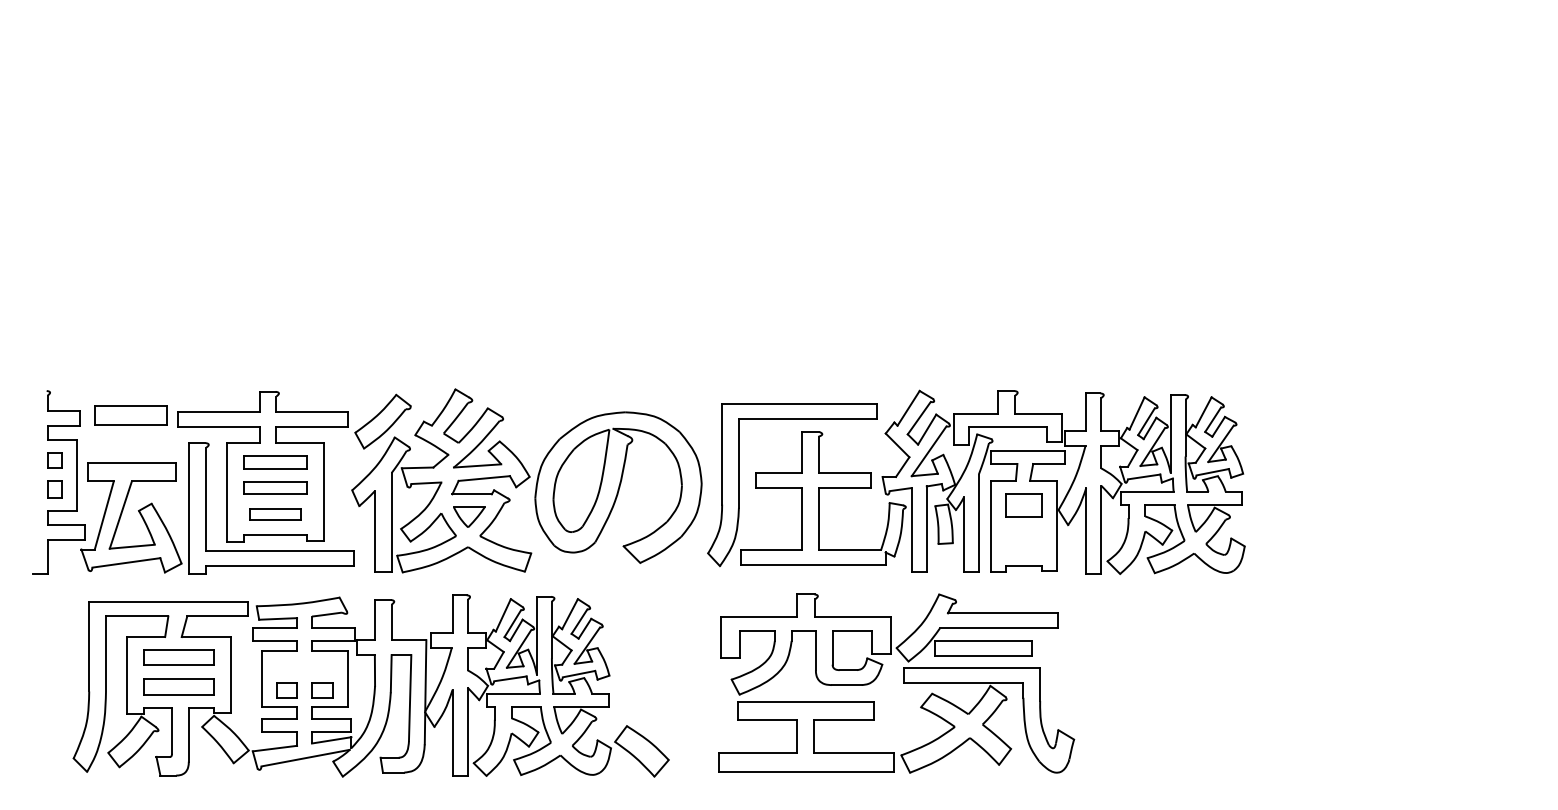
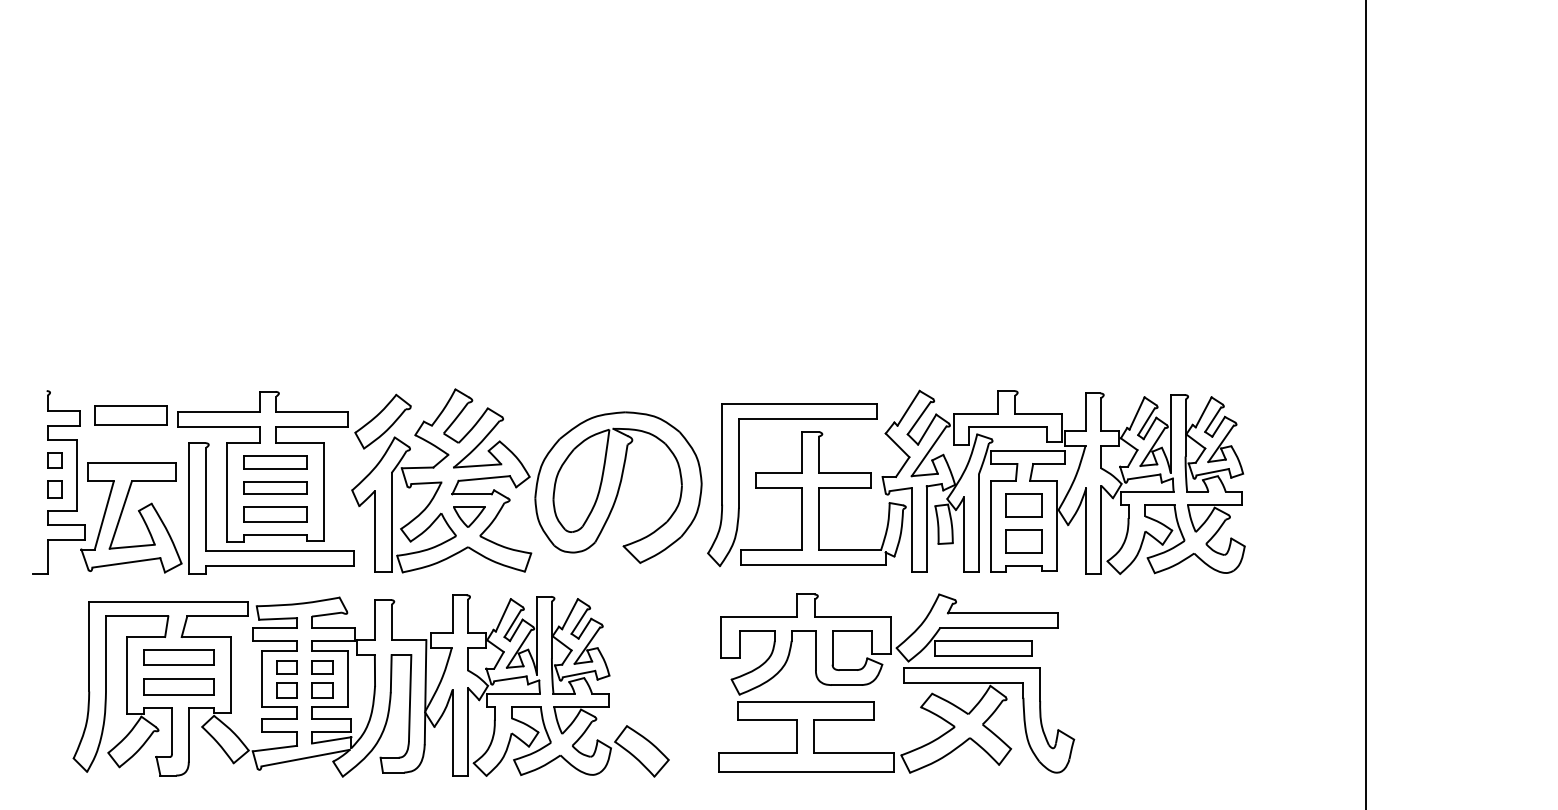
line: none -> present (1365, 404)
part size: 53x13 px -> 65x17 px (275, 514)
part: none -> present (1023, 541)
part: none -> present (286, 667)
part: none -> present (322, 667)
